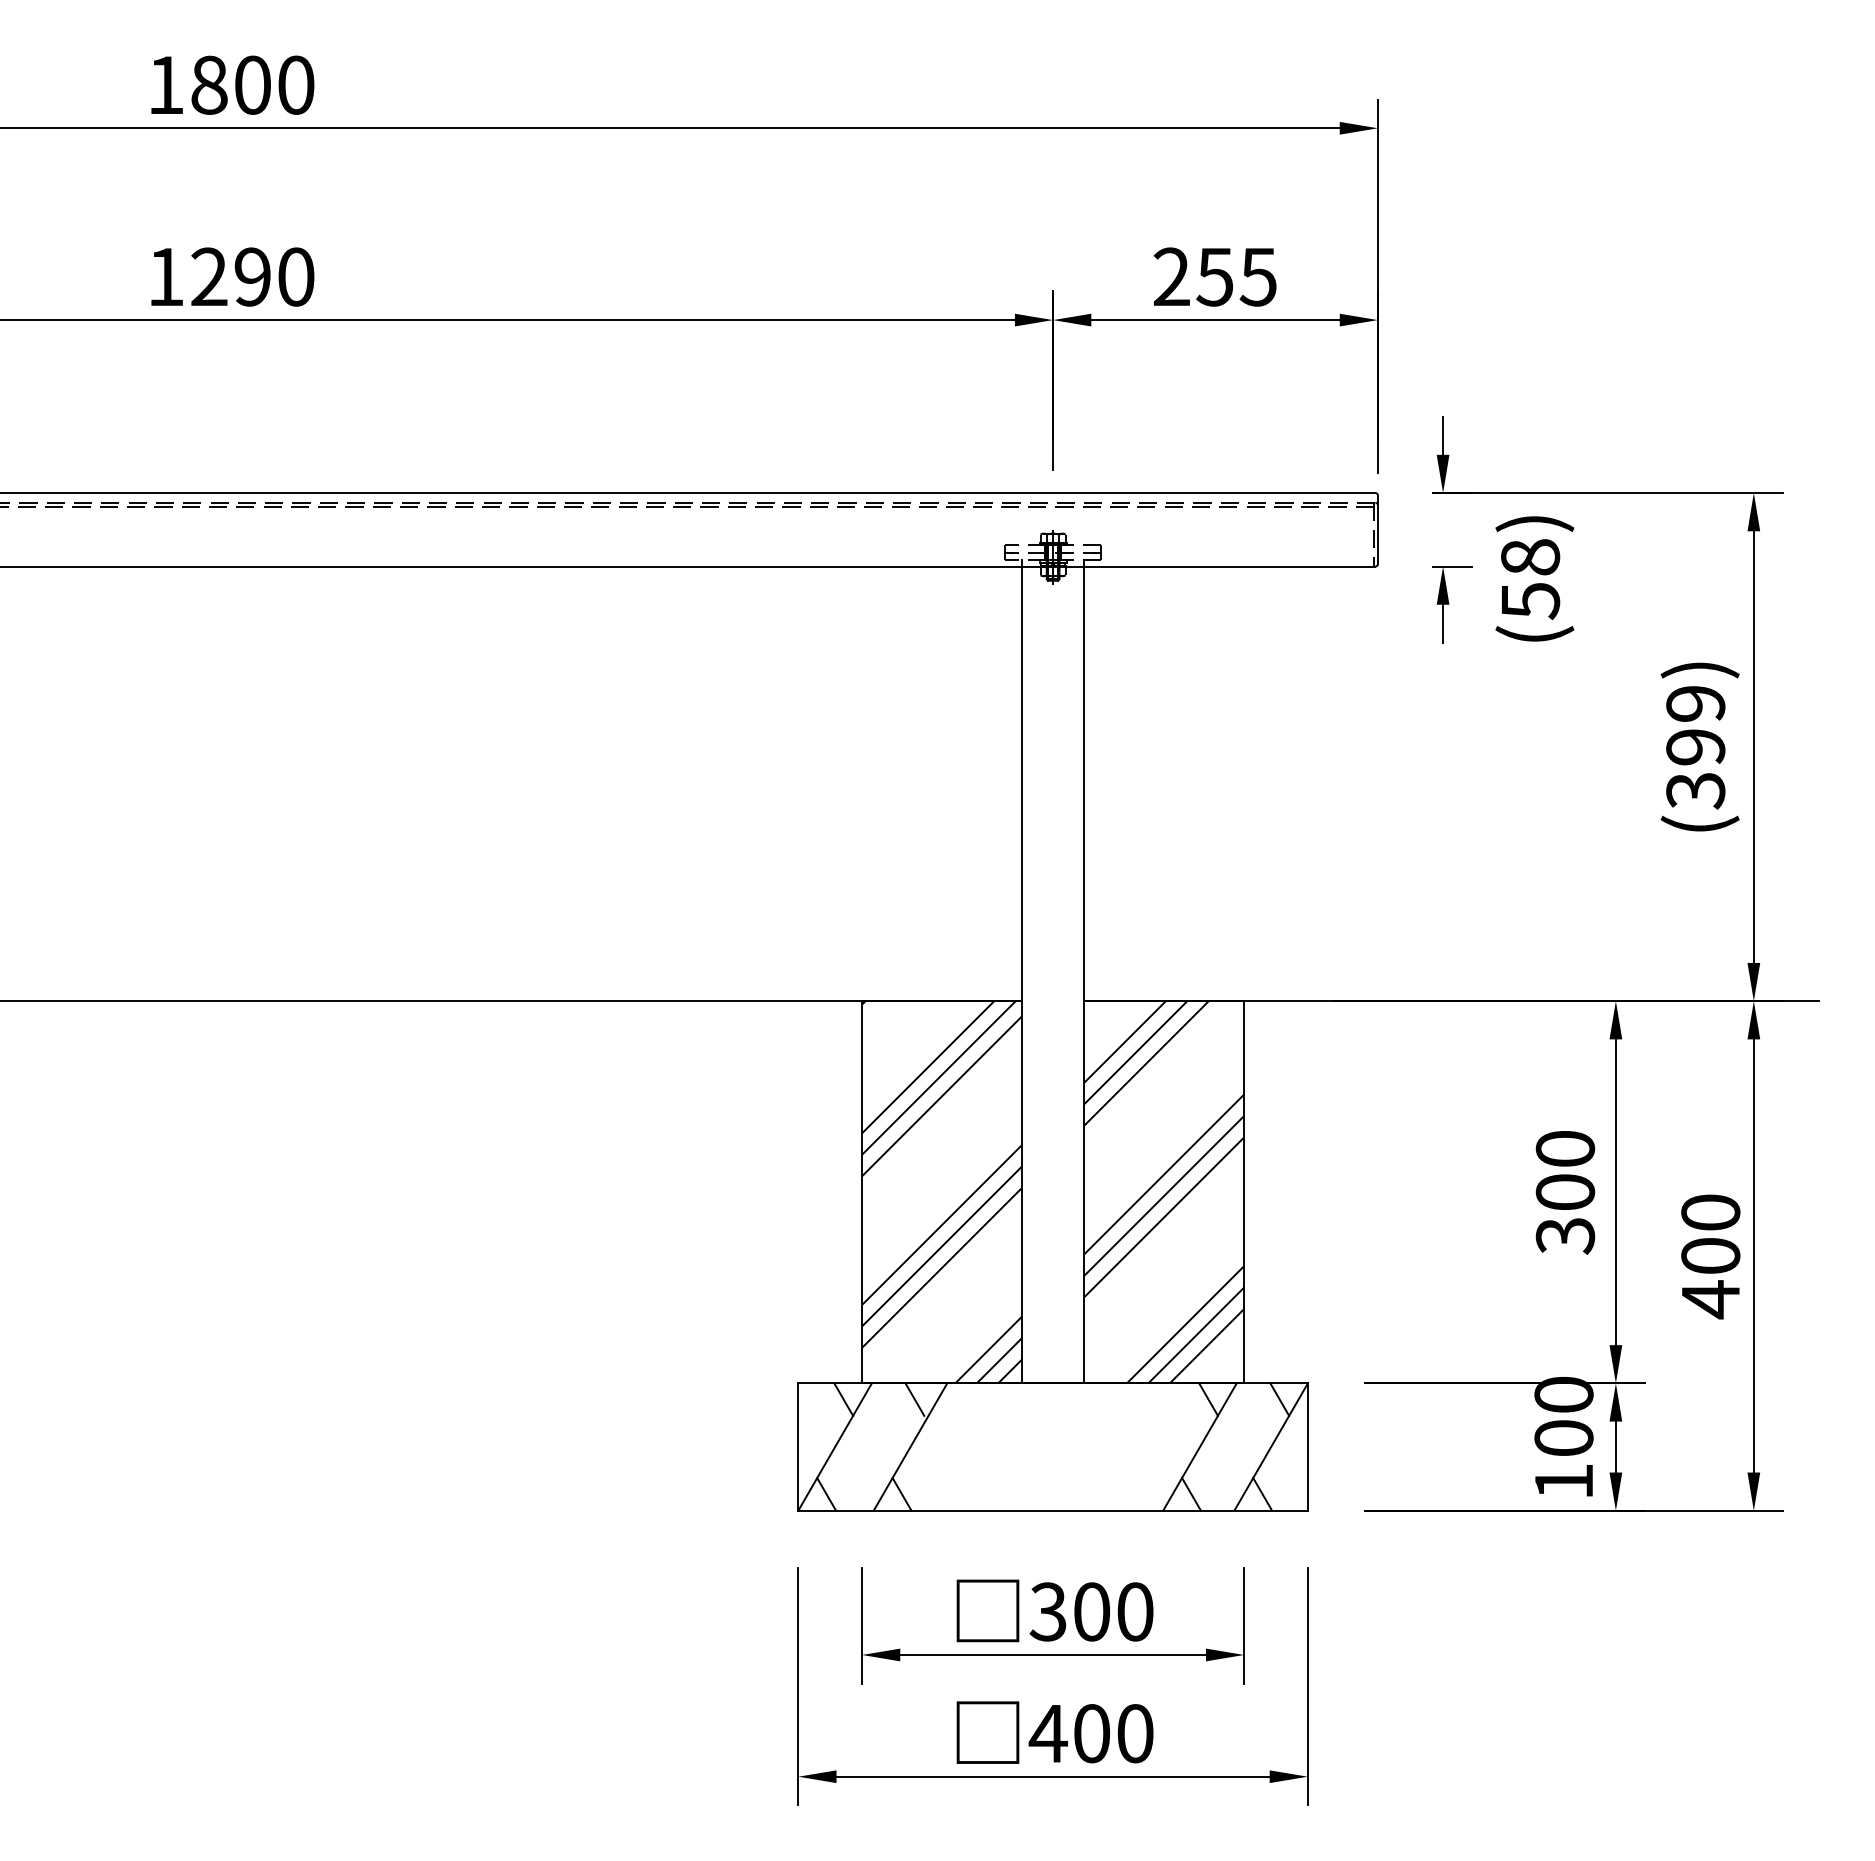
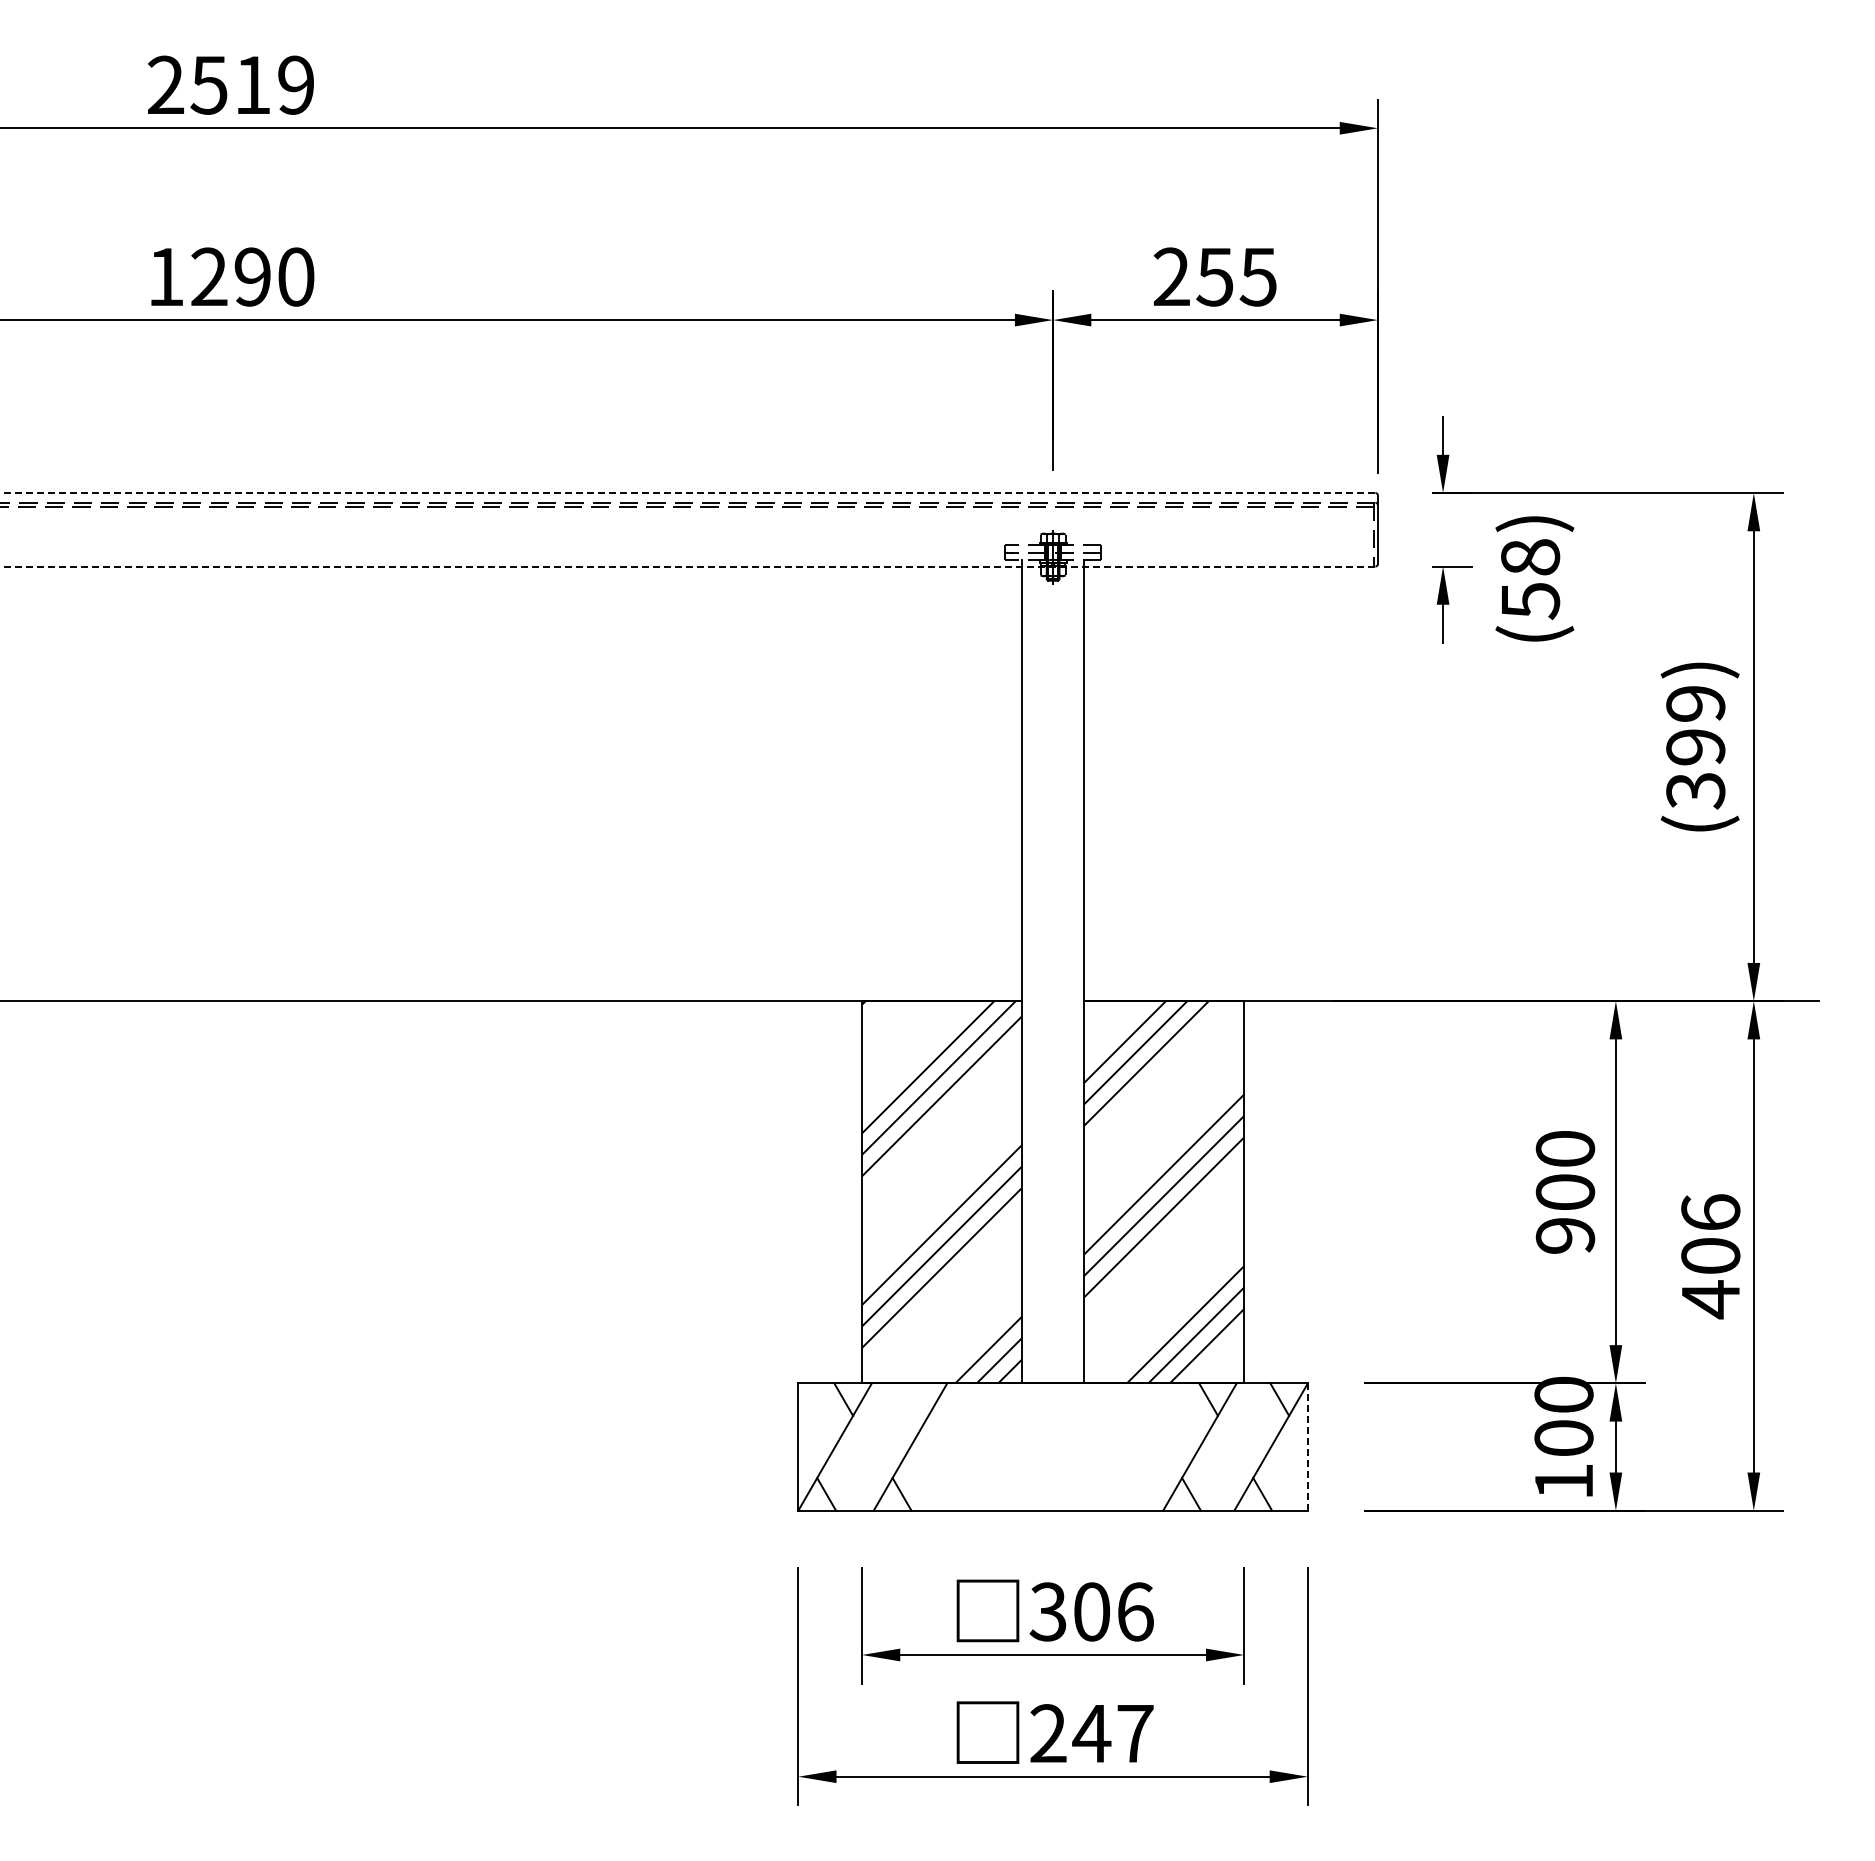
text: 1800 -> 2519 (231, 84)
line: solid -> dashed (687, 493)
line: solid -> dashed (687, 566)
text: 400 -> 406 (1710, 1212)
text: 300 -> 900 (1565, 1236)
line: present -> none (914, 1399)
line: solid -> dashed (1307, 1447)
text: 300 -> 306 (1135, 1611)
text: 400 -> 247 (1090, 1733)
